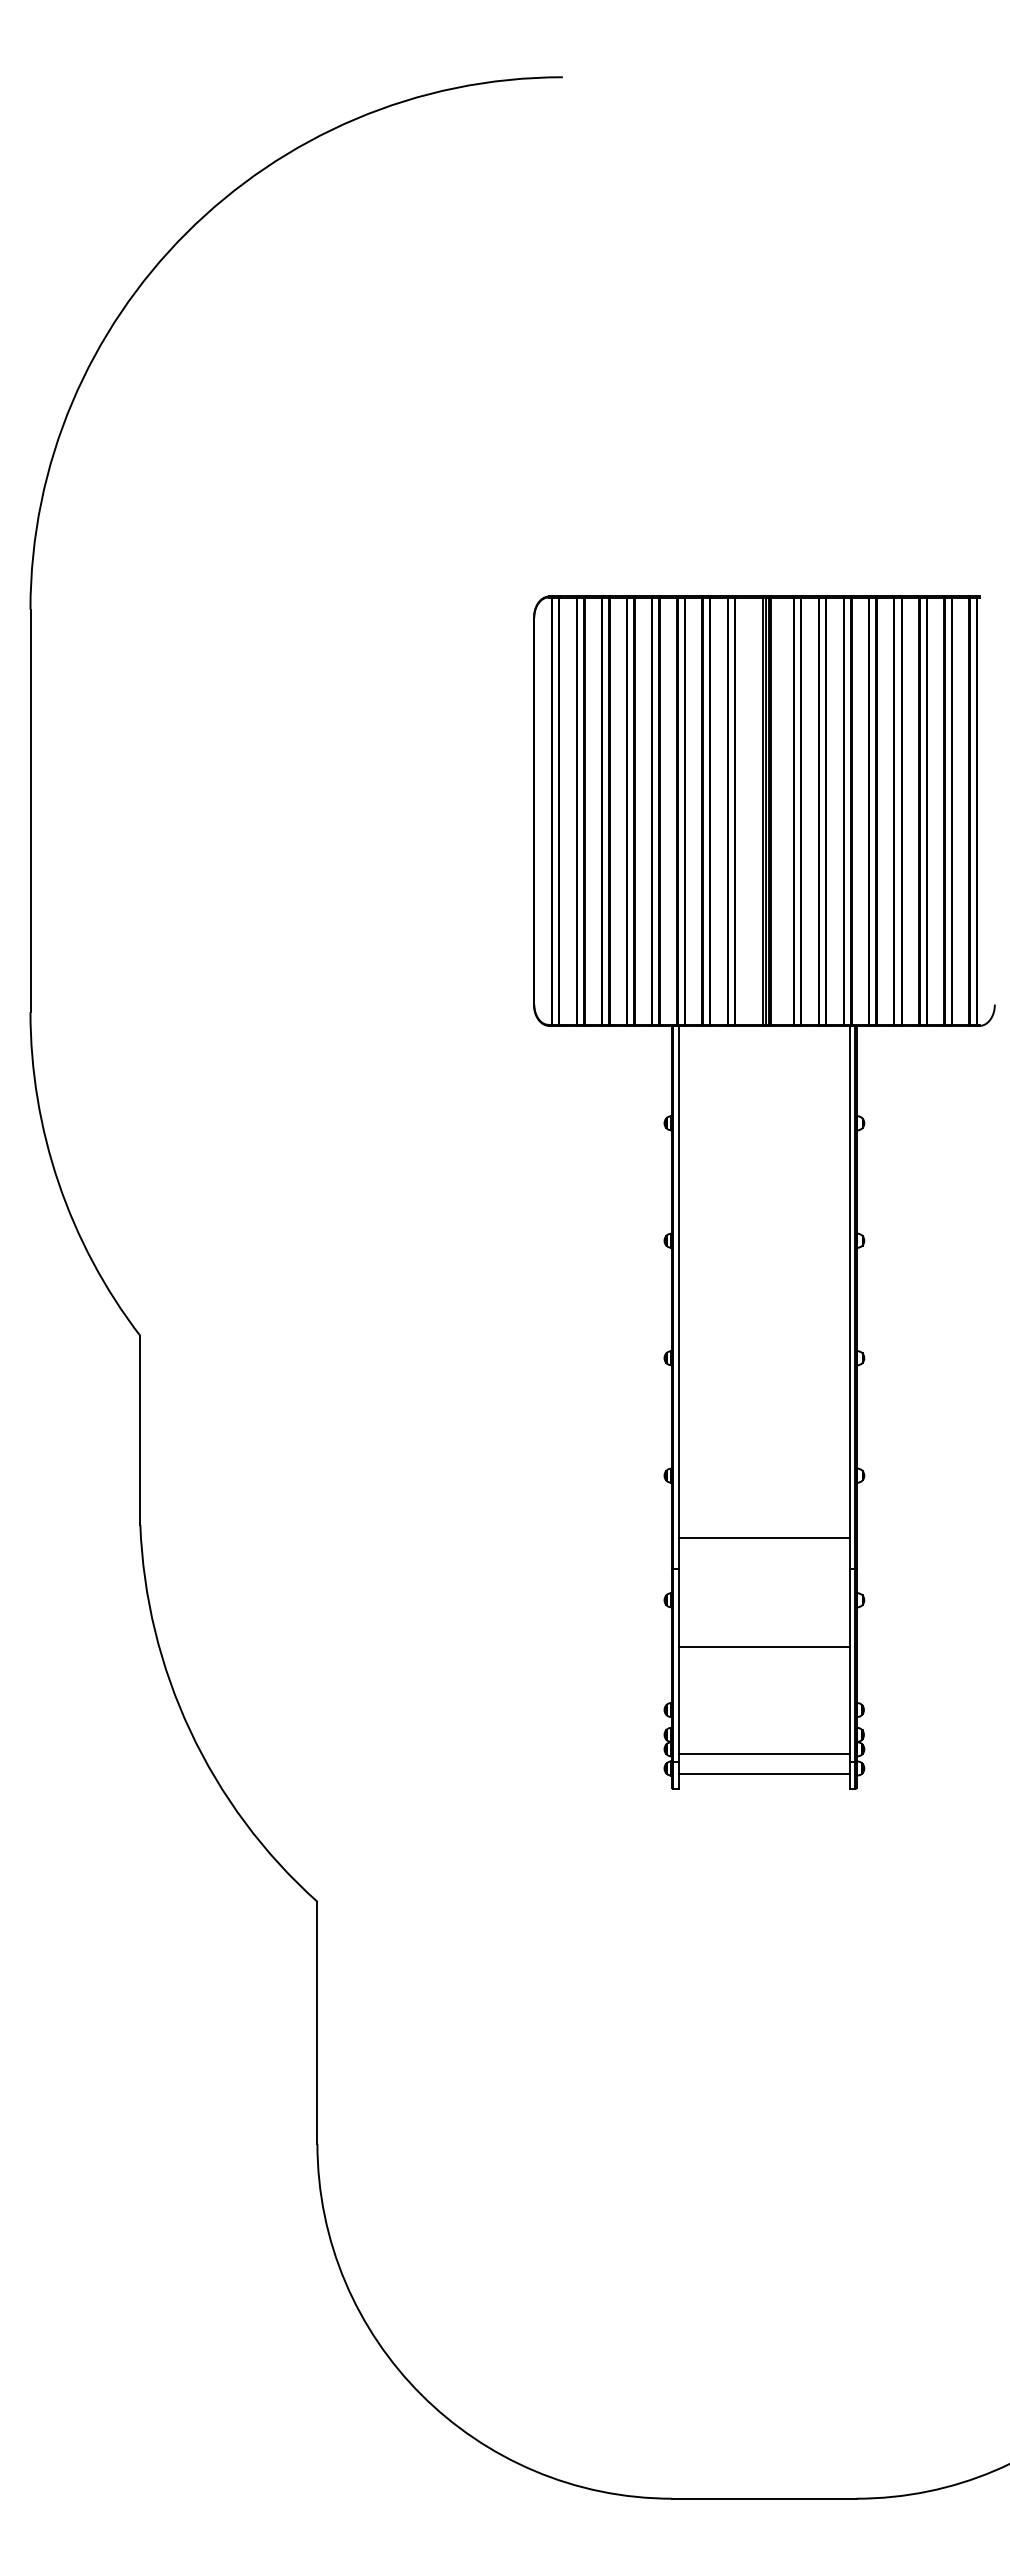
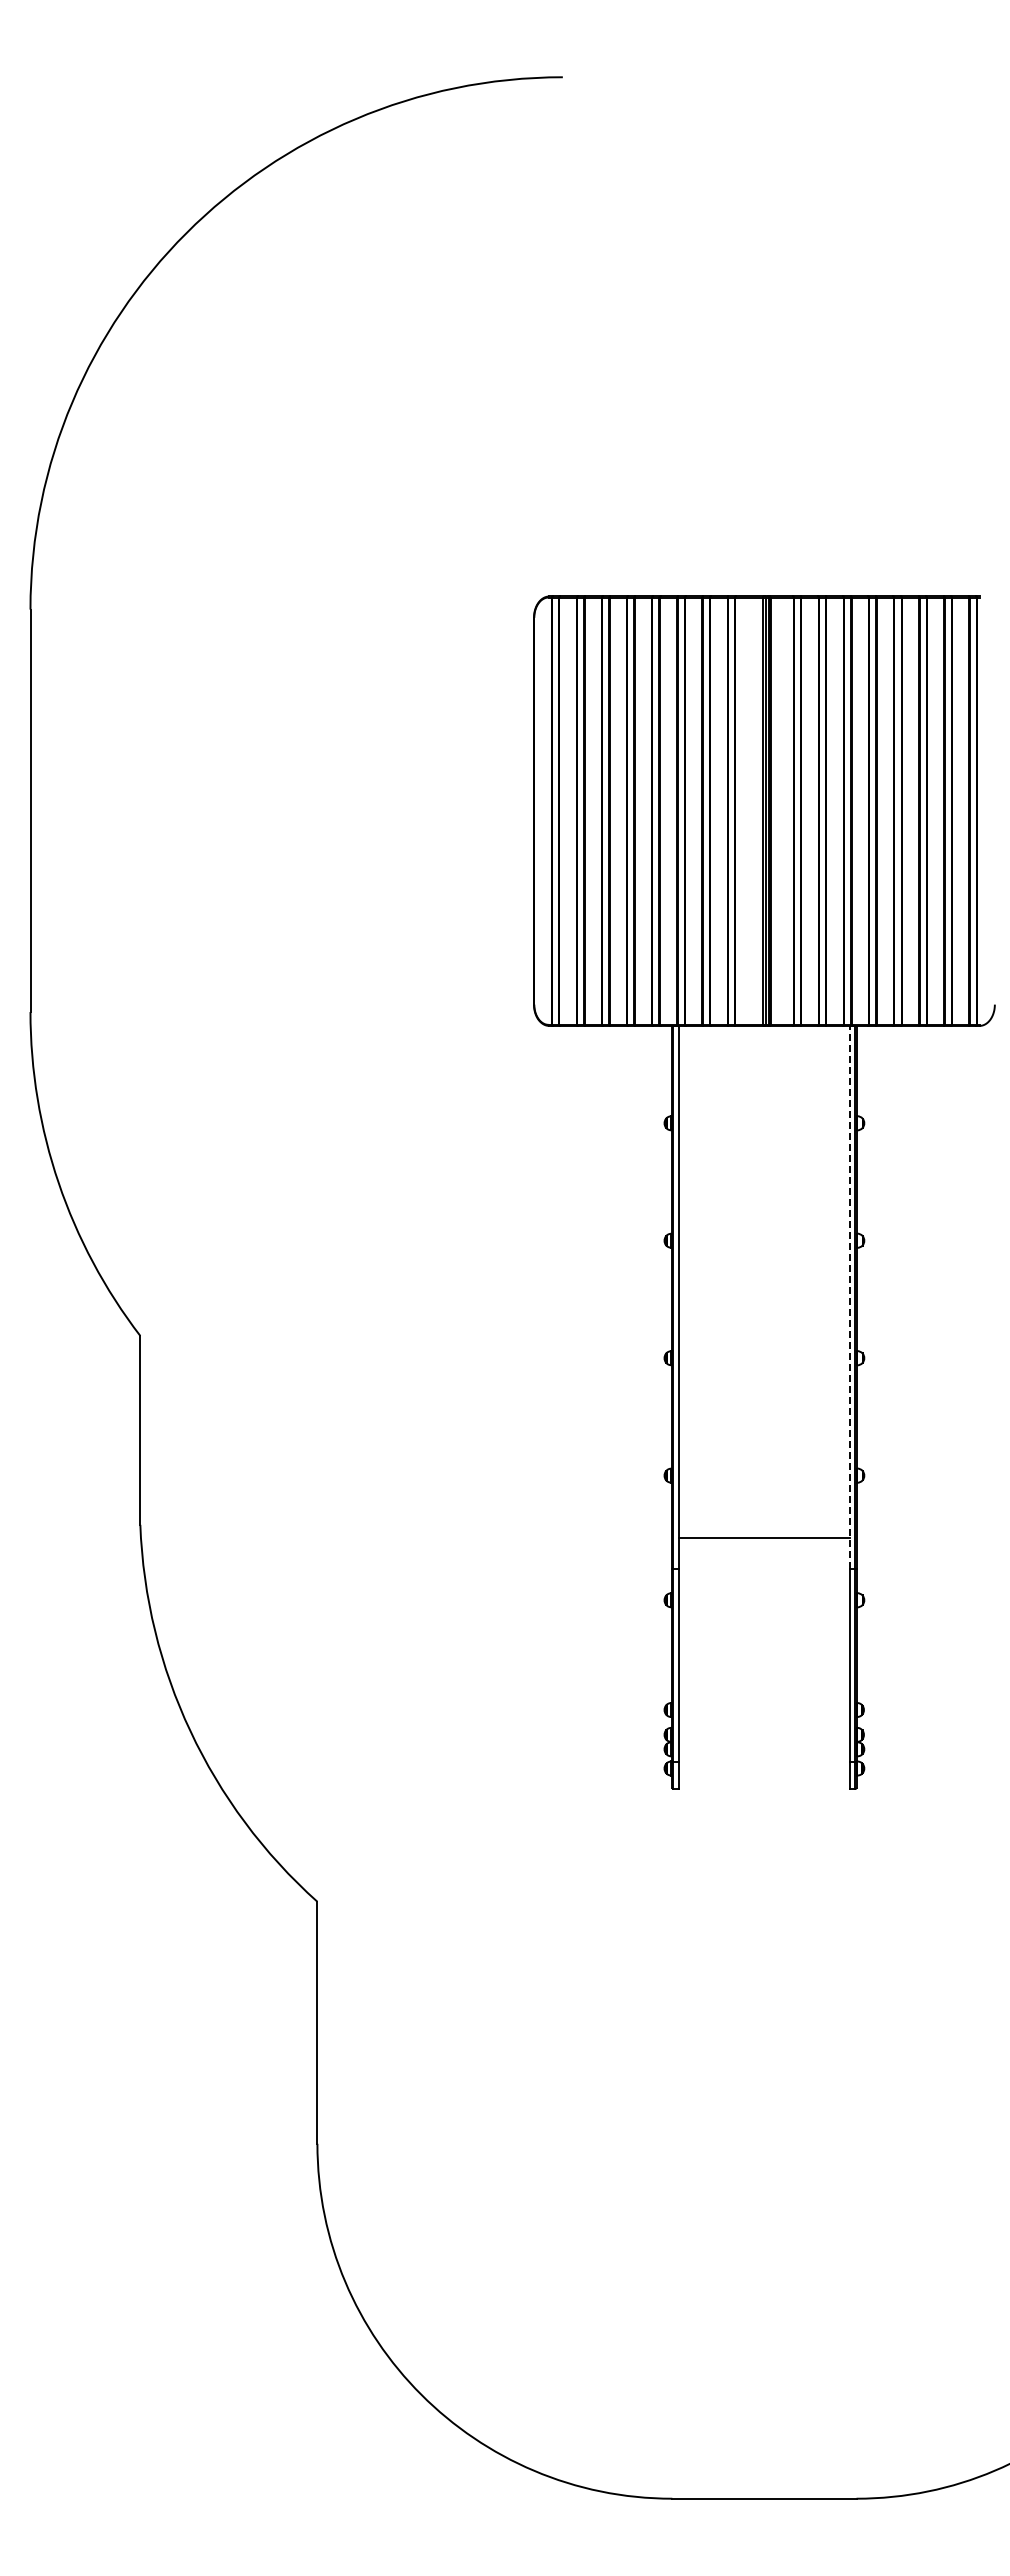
line: solid -> dashed (849, 1297)
line: present -> none (764, 1647)
line: present -> none (764, 1754)
line: present -> none (764, 1774)
